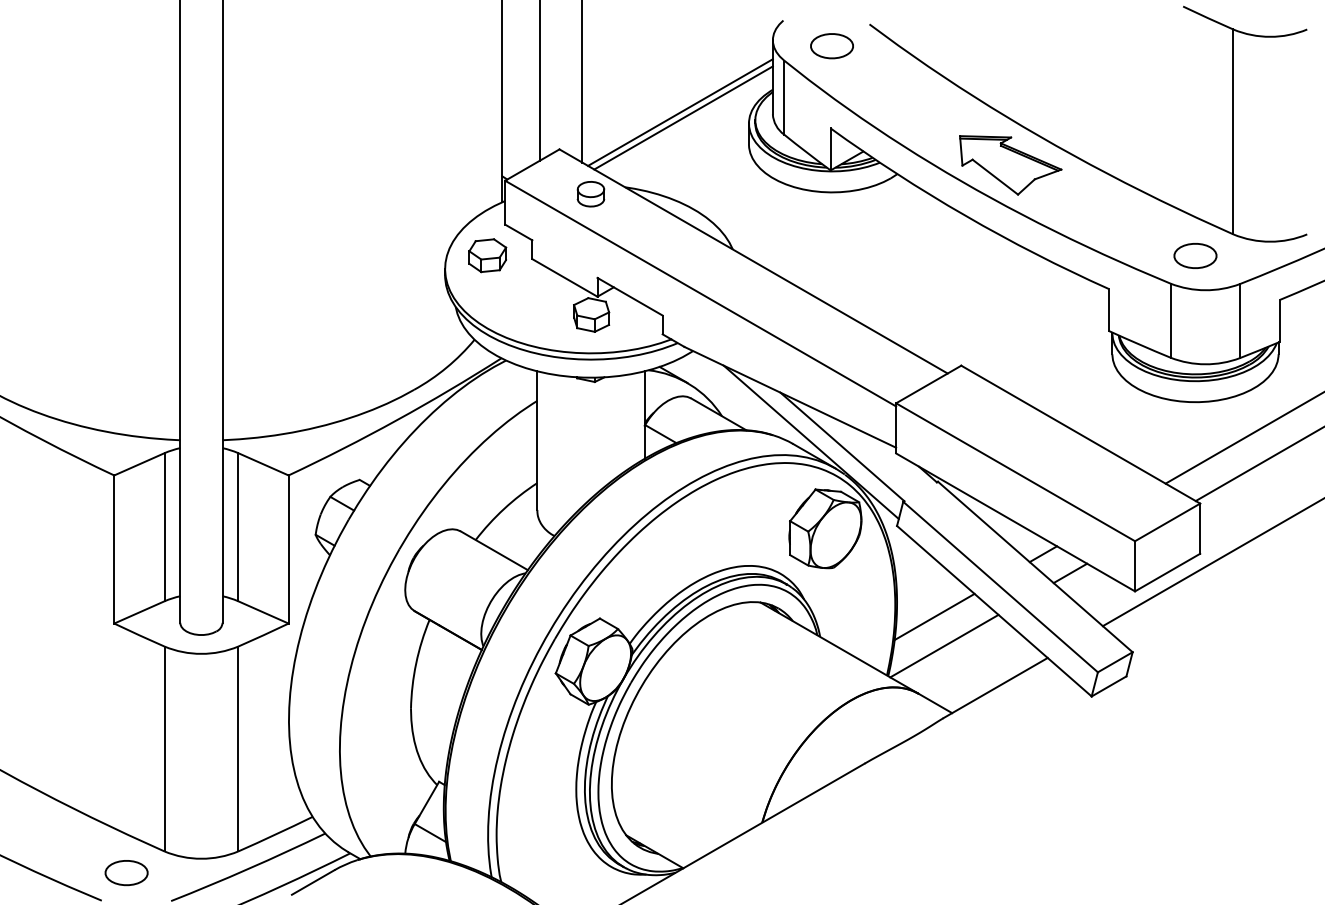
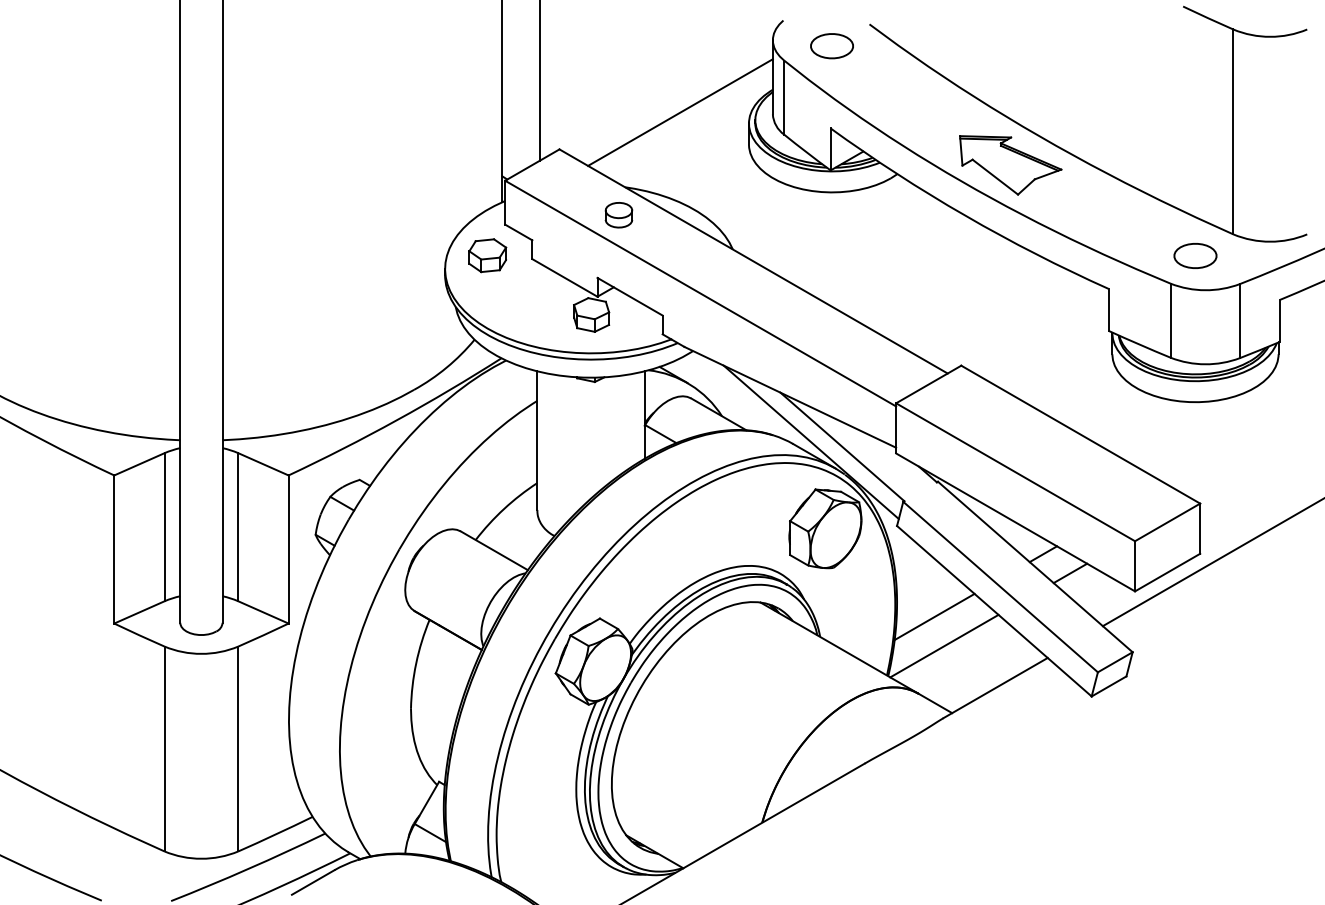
line: present -> none (582, 82)
line: present -> none (683, 117)
part position: (590, 194) -> (618, 215) (618, 215)
line: present -> none (1243, 438)
line: present -> none (1258, 464)
part: present -> none (126, 873)
